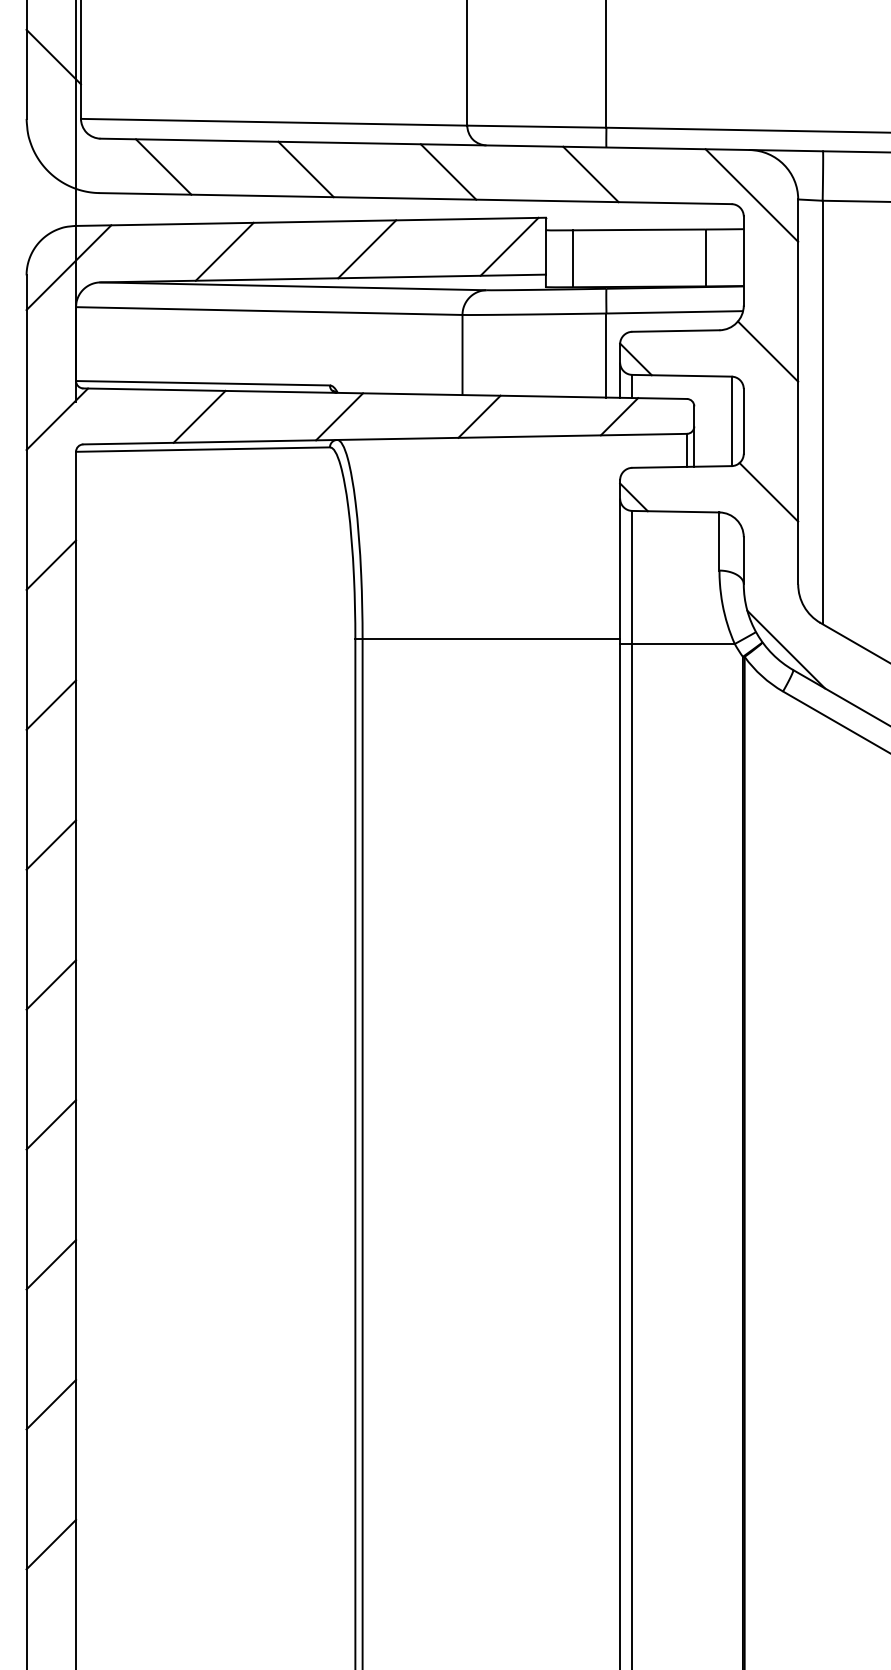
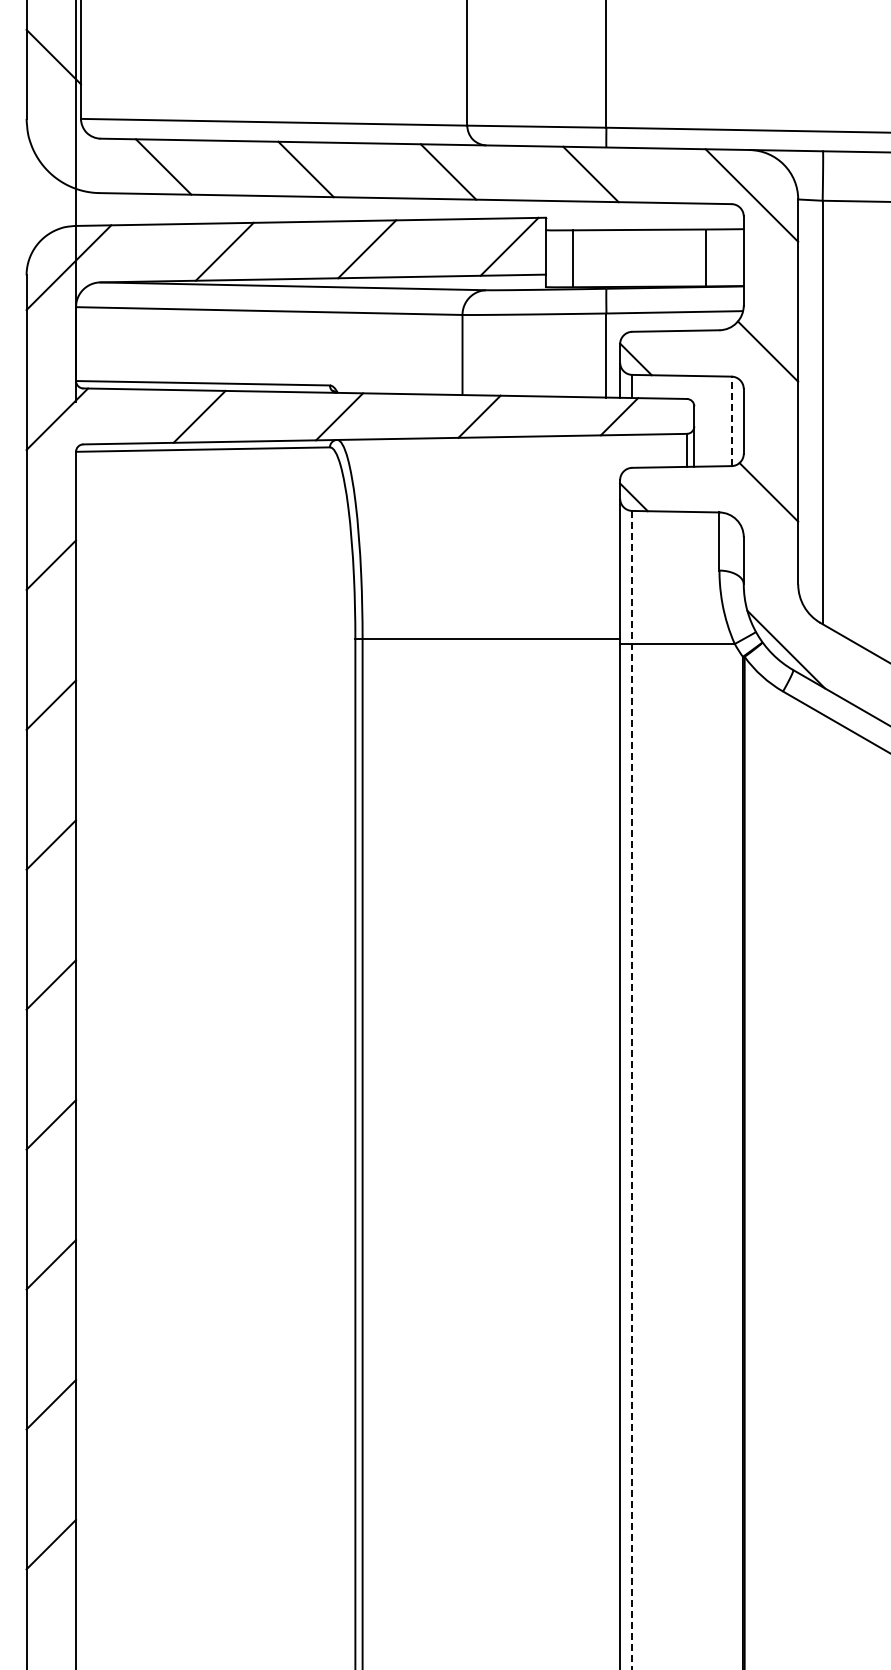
line: solid -> dashed (731, 421)
line: solid -> dashed (632, 1090)
